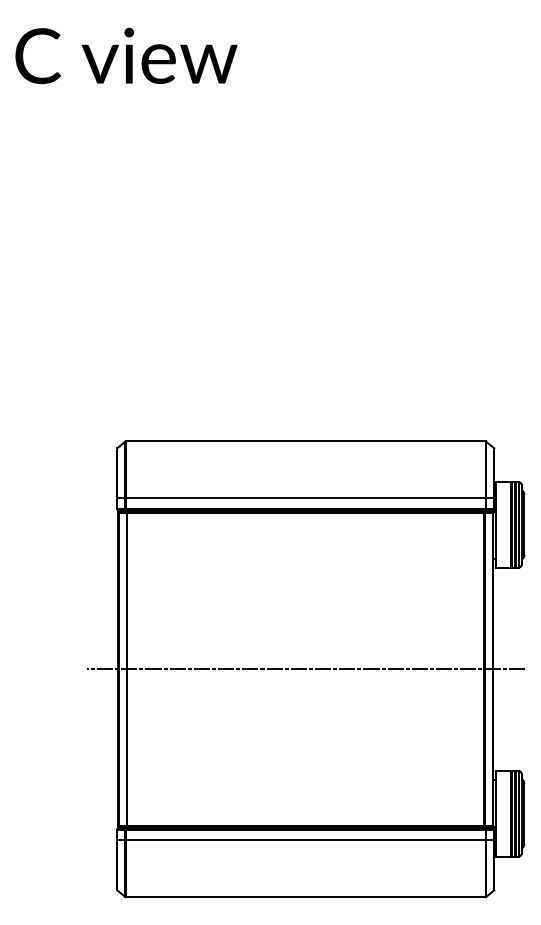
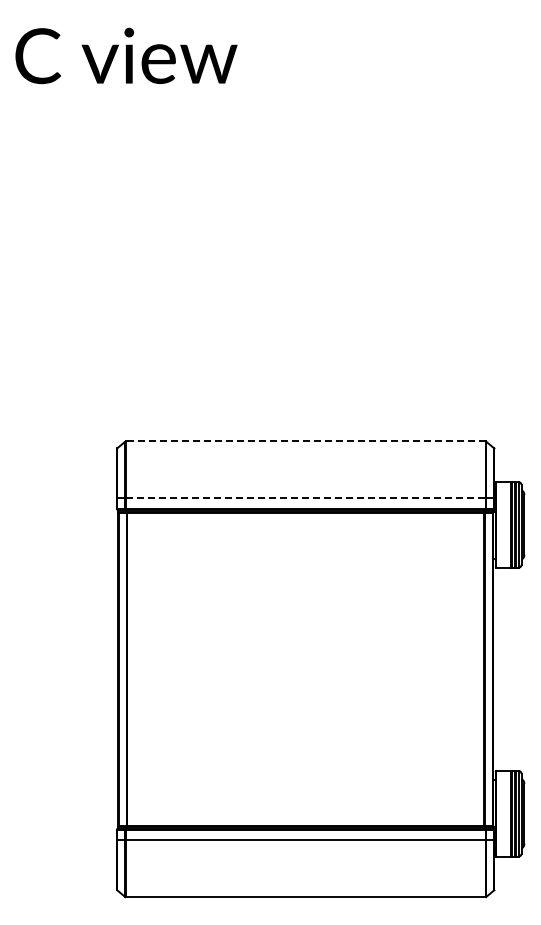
line: solid -> dashed (305, 441)
line: solid -> dashed (305, 498)
line: present -> none (305, 669)
